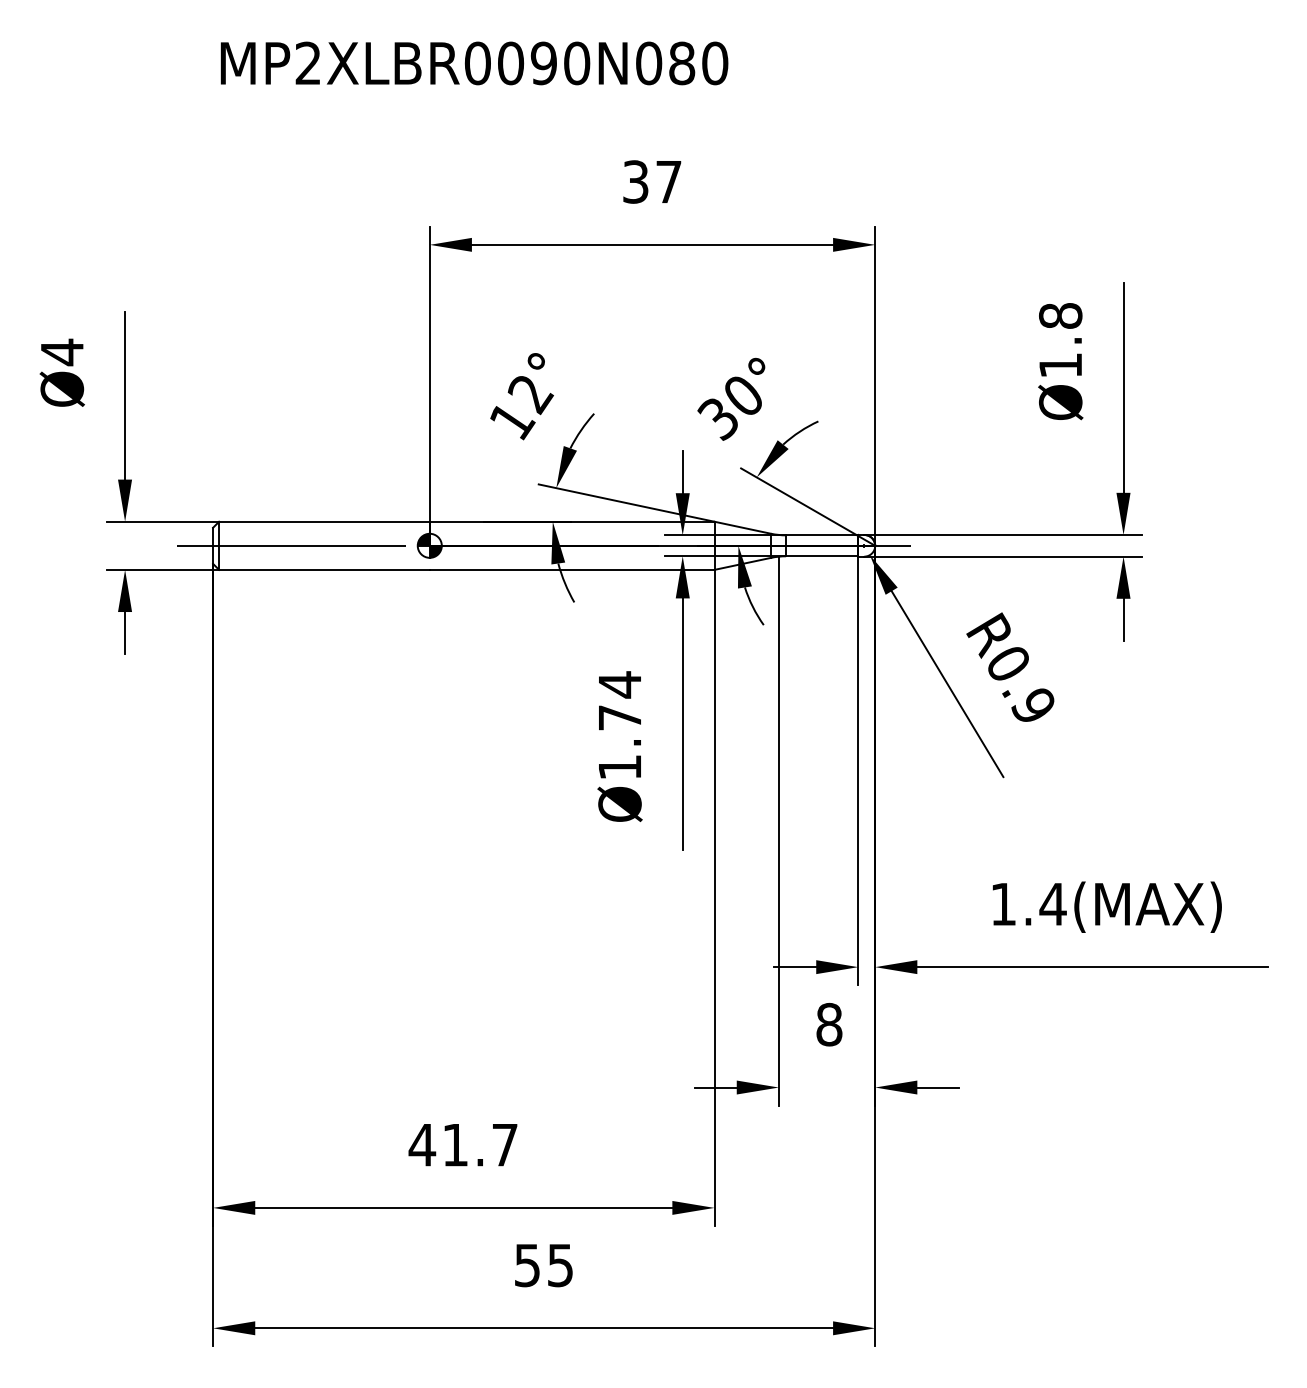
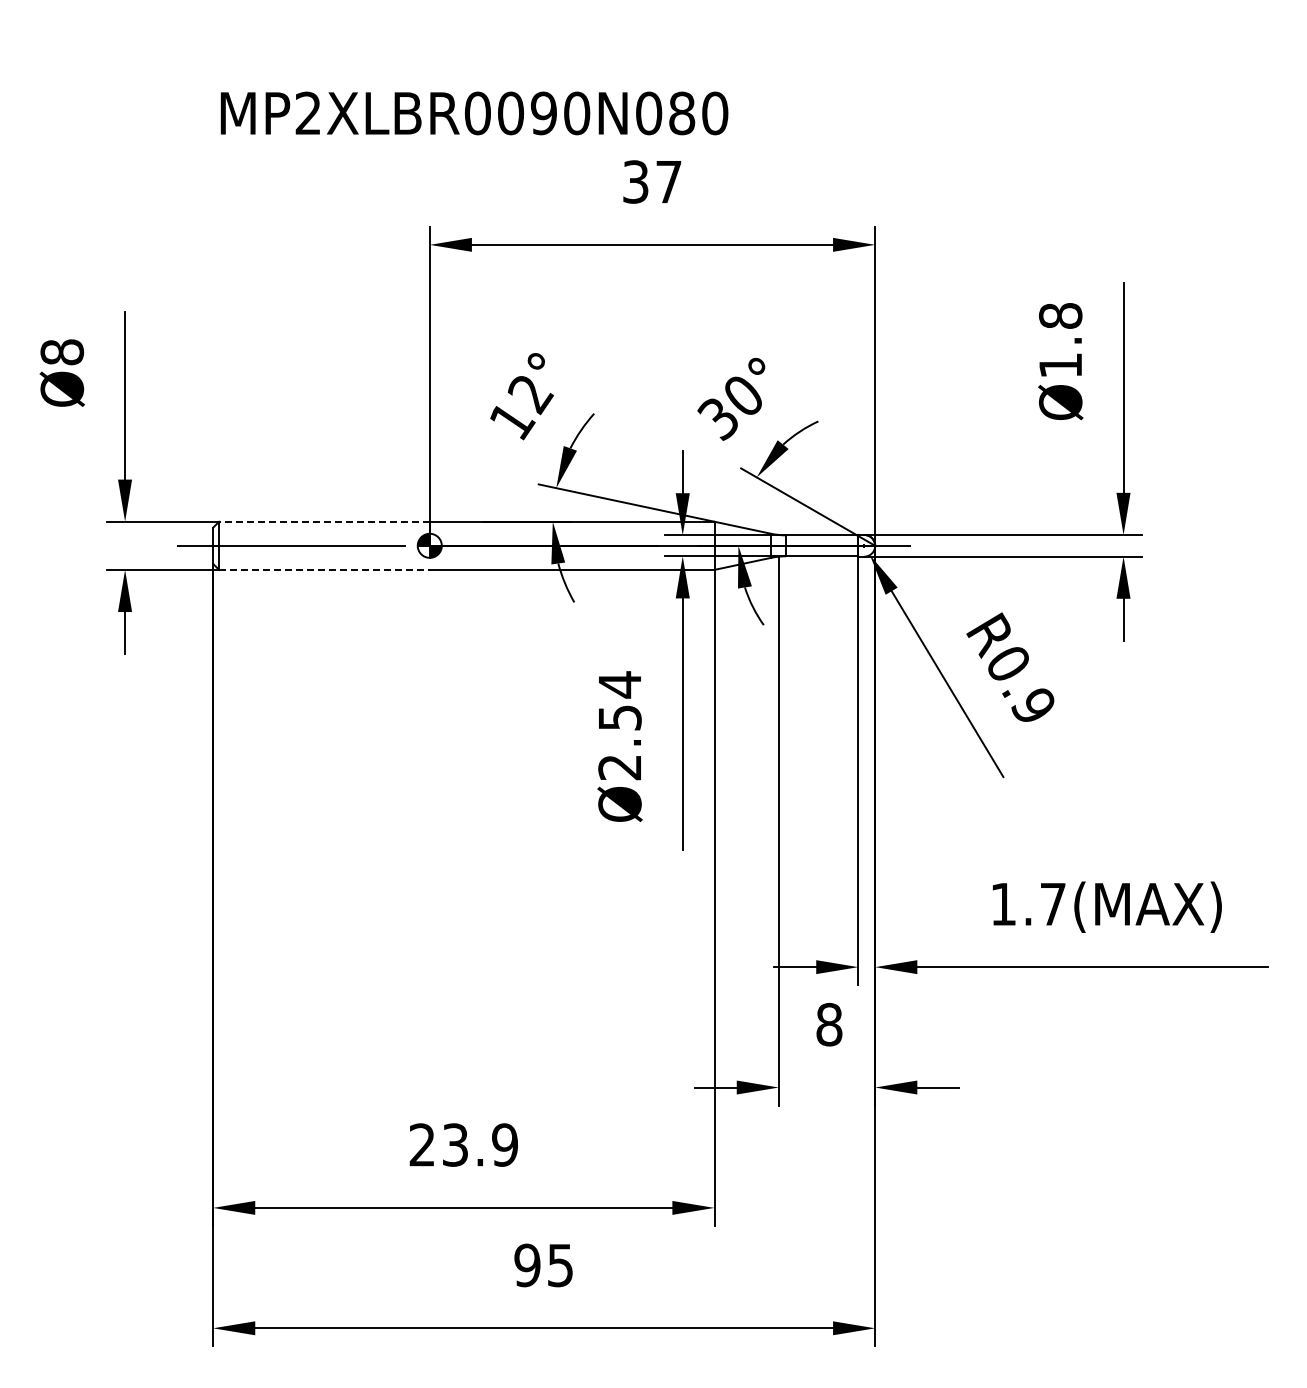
text position: (474, 63) -> (474, 113) (474, 113)
text: Ø4 -> Ø8 (62, 352)
line: solid -> dashed (323, 521)
line: solid -> dashed (324, 569)
text: Ø1.74 -> Ø2.54 (619, 742)
text: 1.4(MAX) -> 1.7(MAX) (1052, 904)
text: 41.7 -> 23.9 (462, 1144)
text: 55 -> 95 (527, 1265)
